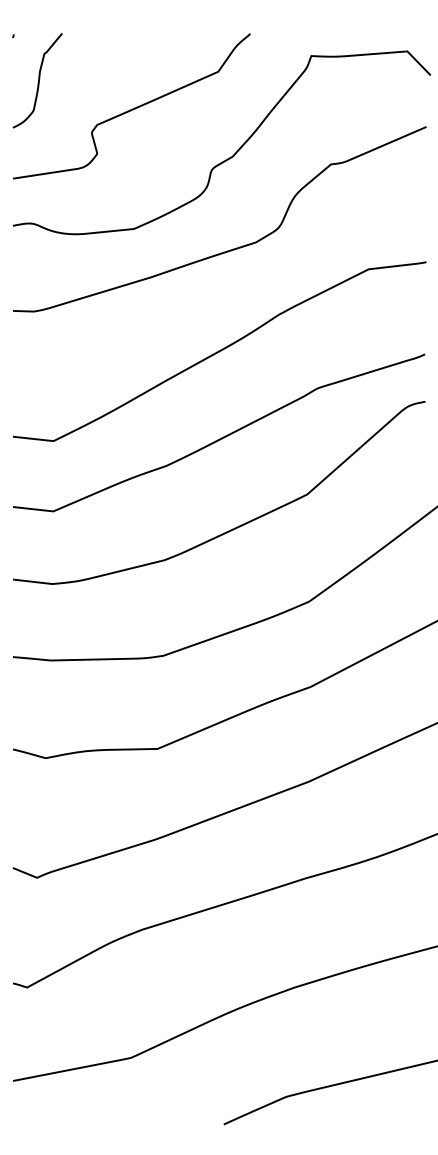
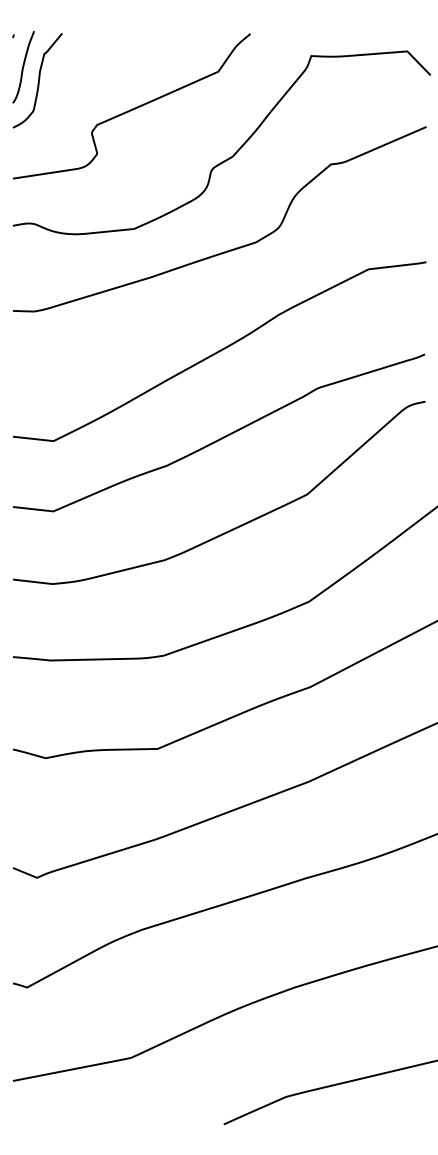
curve: none -> present (23, 67)
